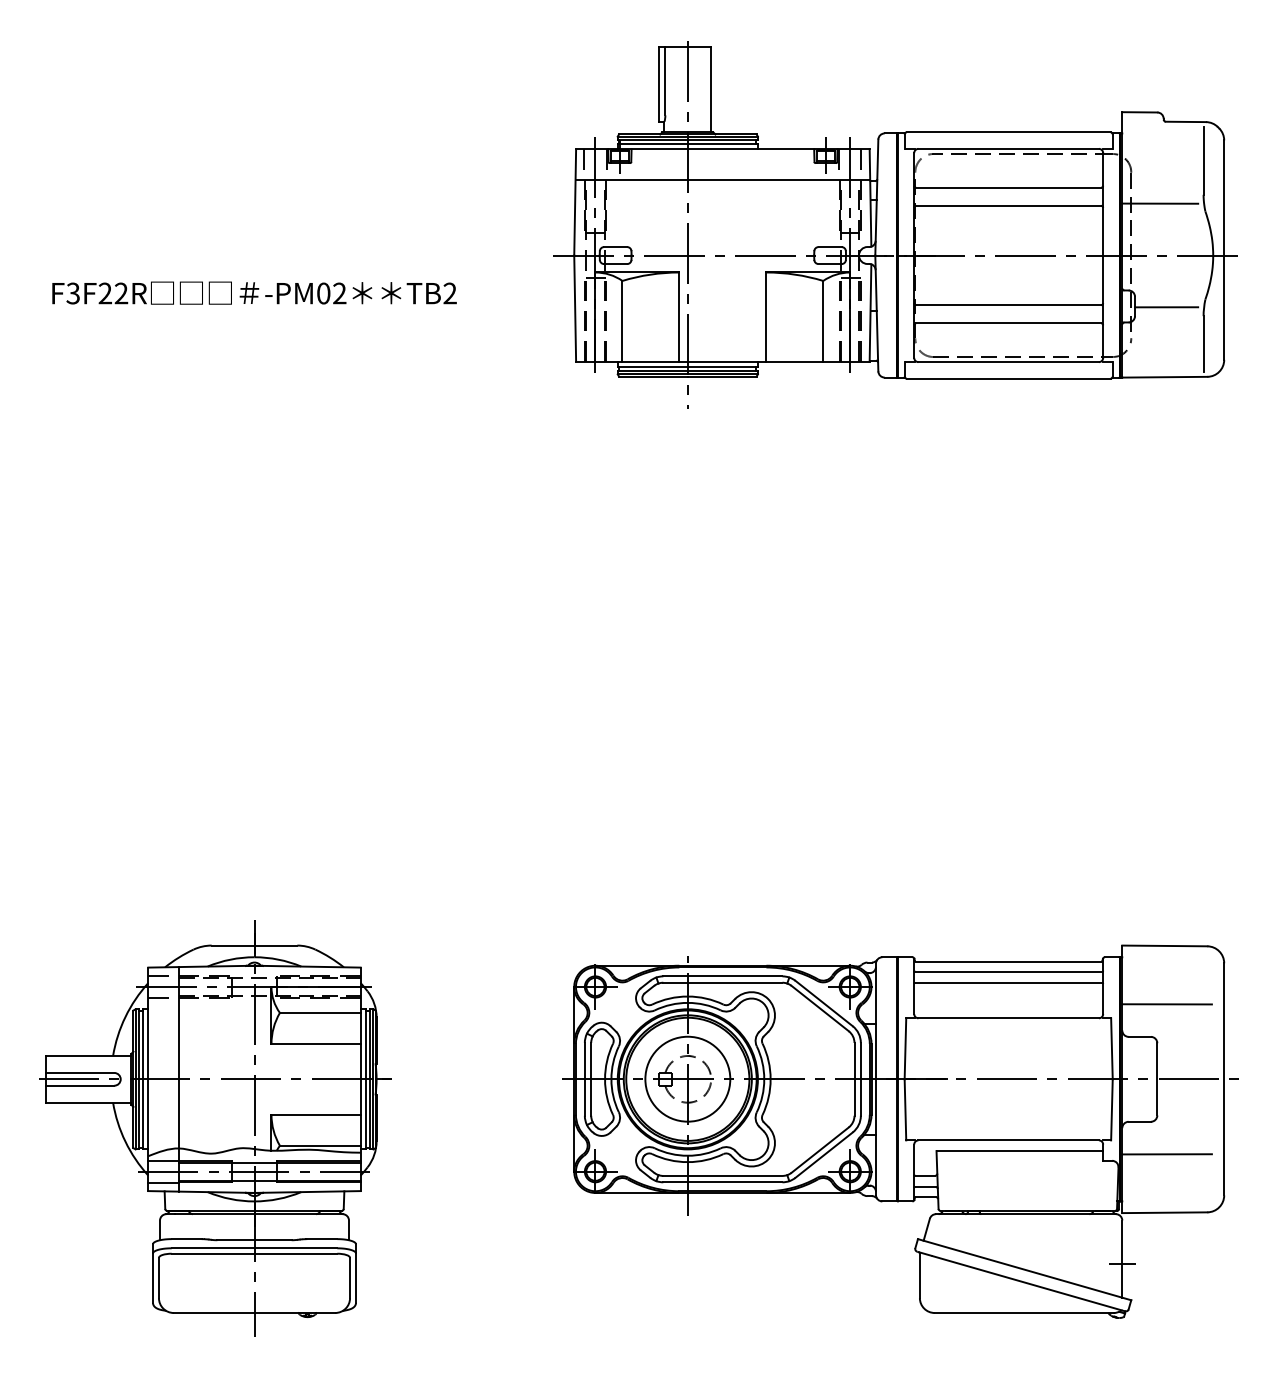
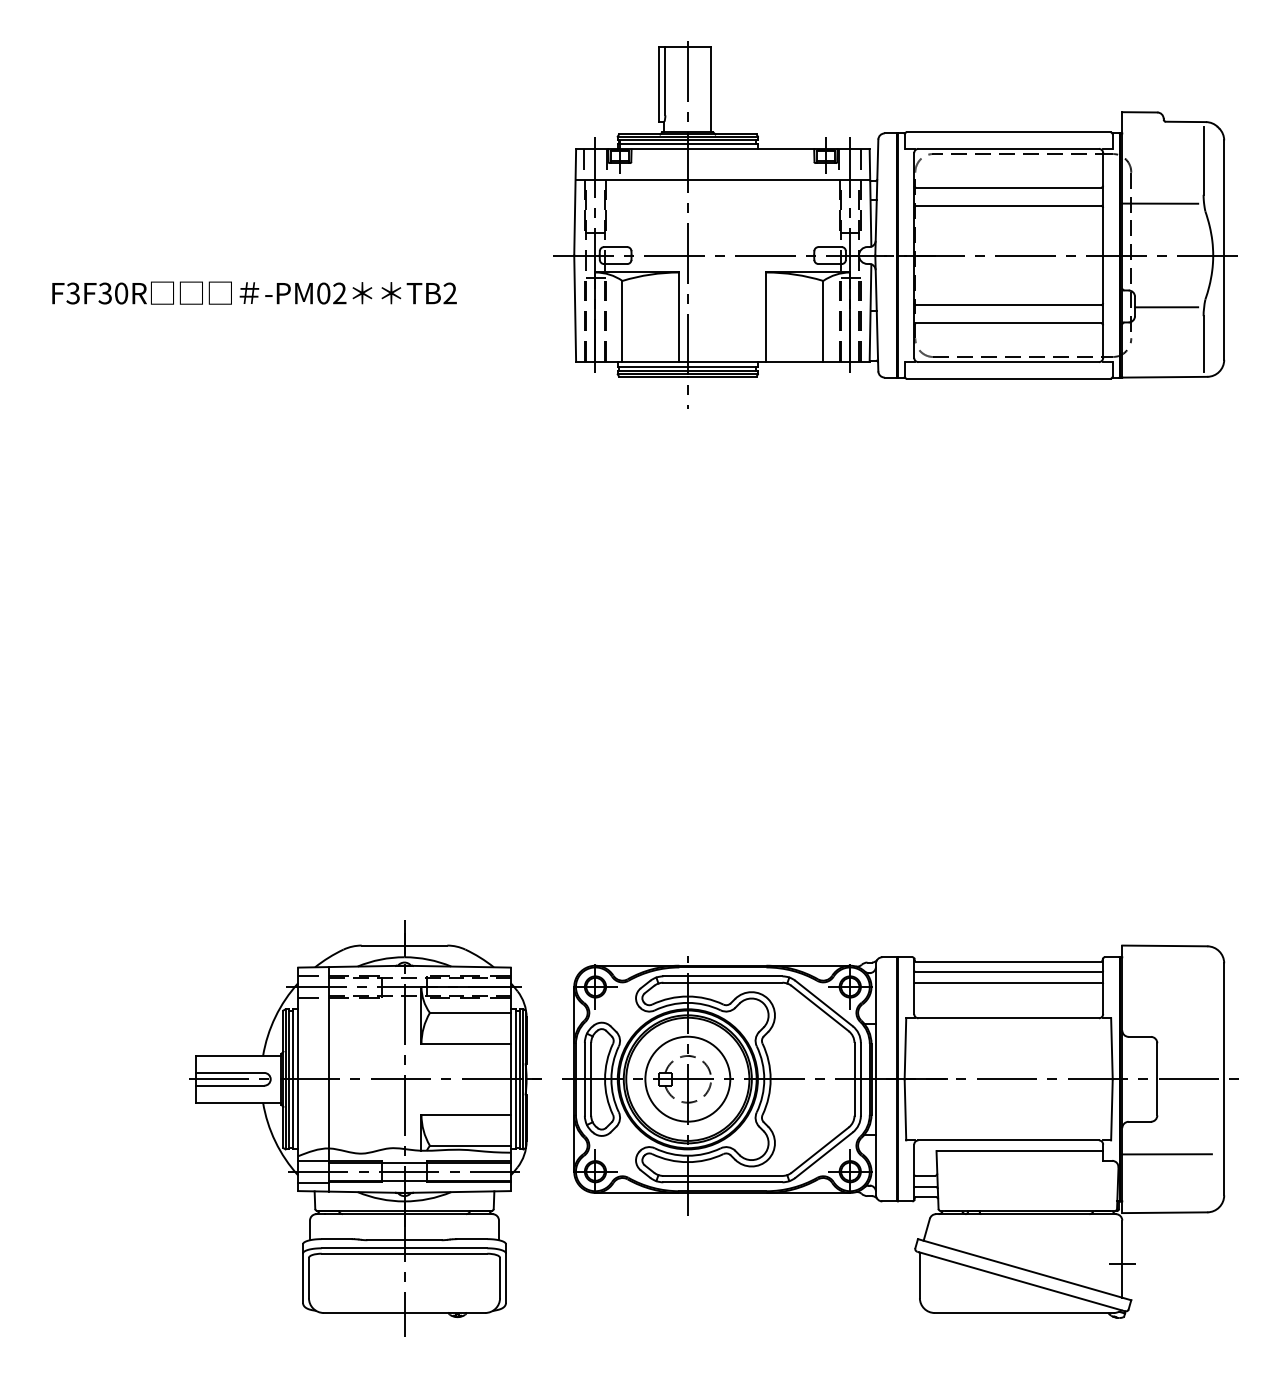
text: F3F22R -> F3F30R (113, 293)
line: present -> none (1166, 1004)
part position: (215, 1128) -> (365, 1128) (365, 1128)
